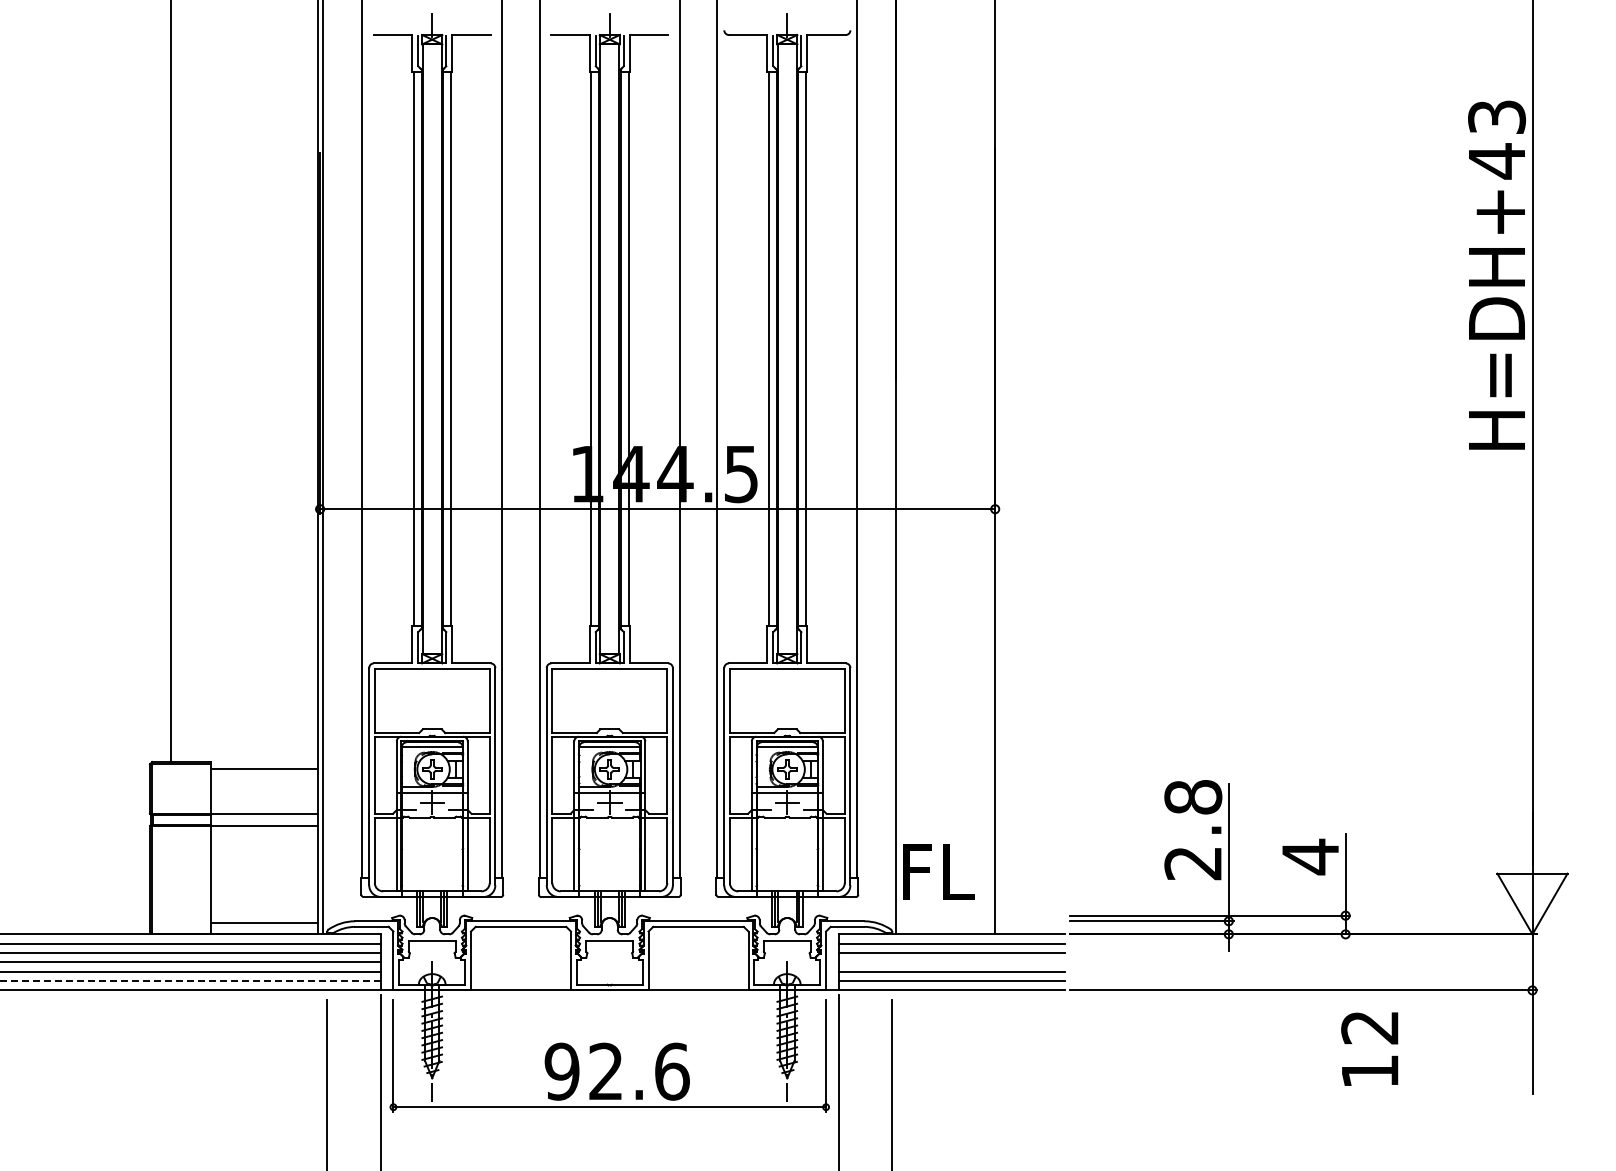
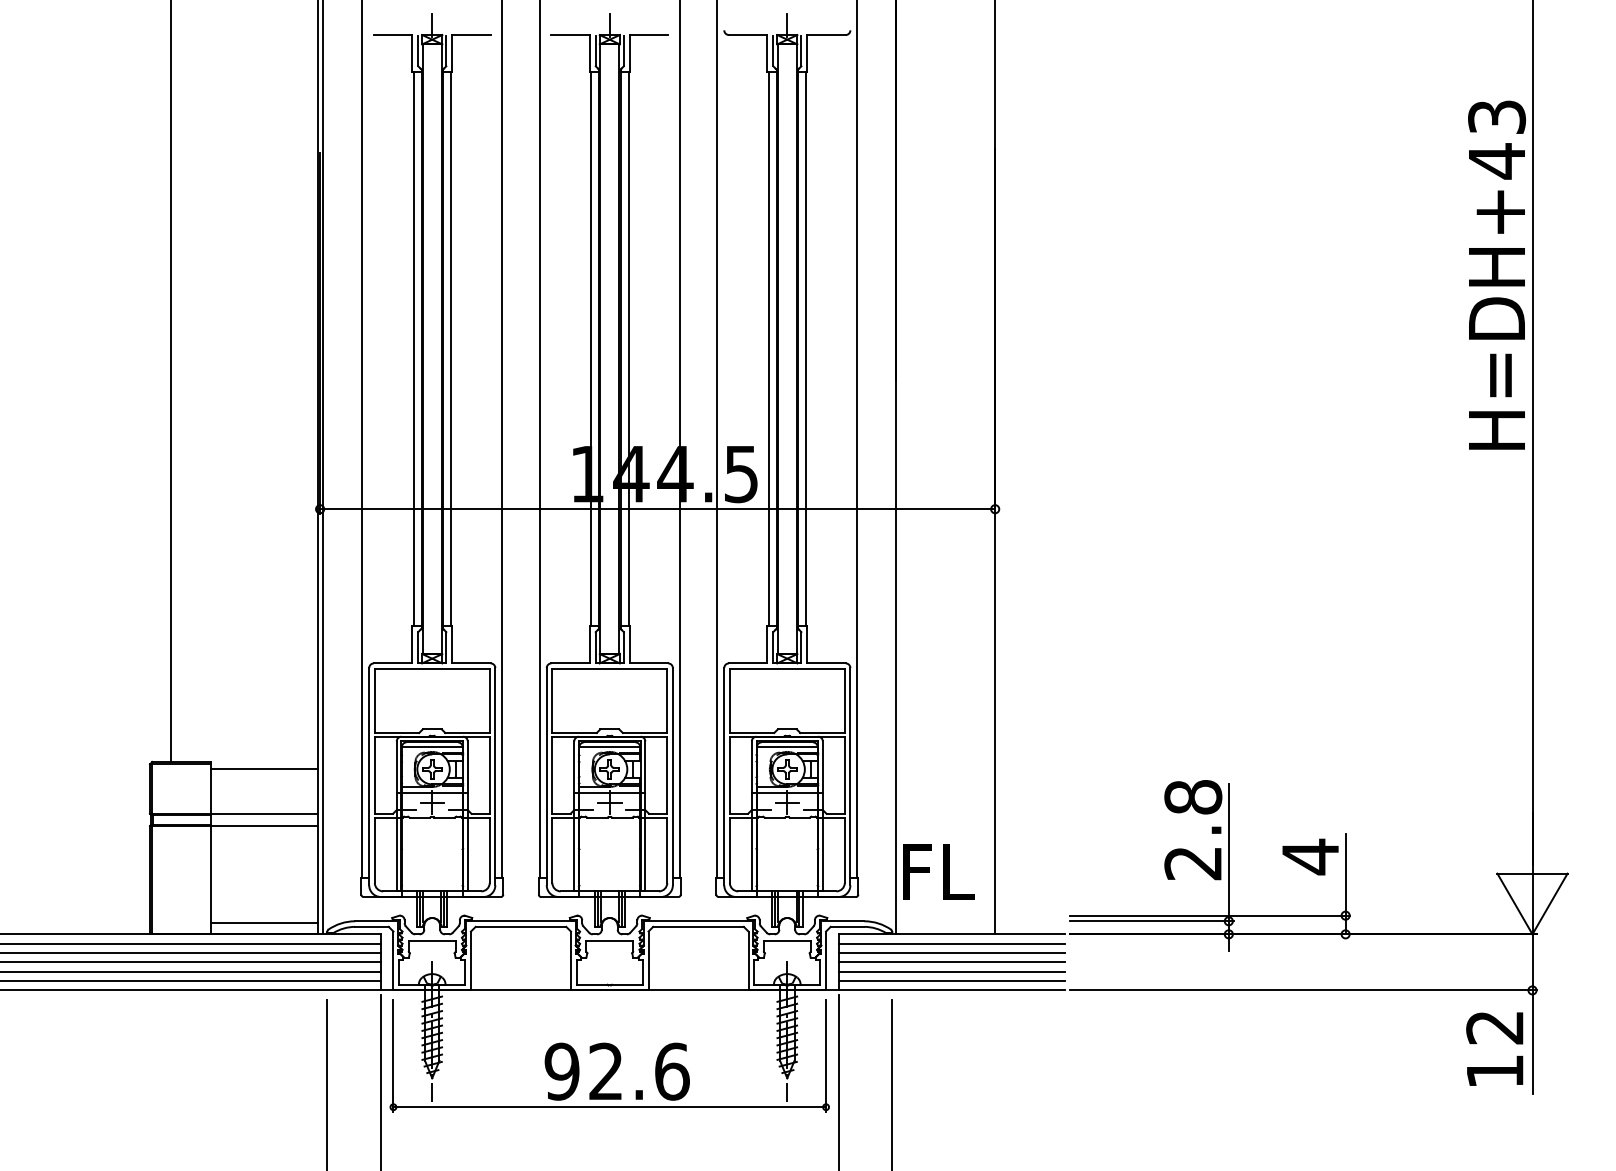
line: none -> present (951, 962)
line: dashed -> solid (190, 981)
text position: (1369, 1048) -> (1494, 1048) (1494, 1048)
